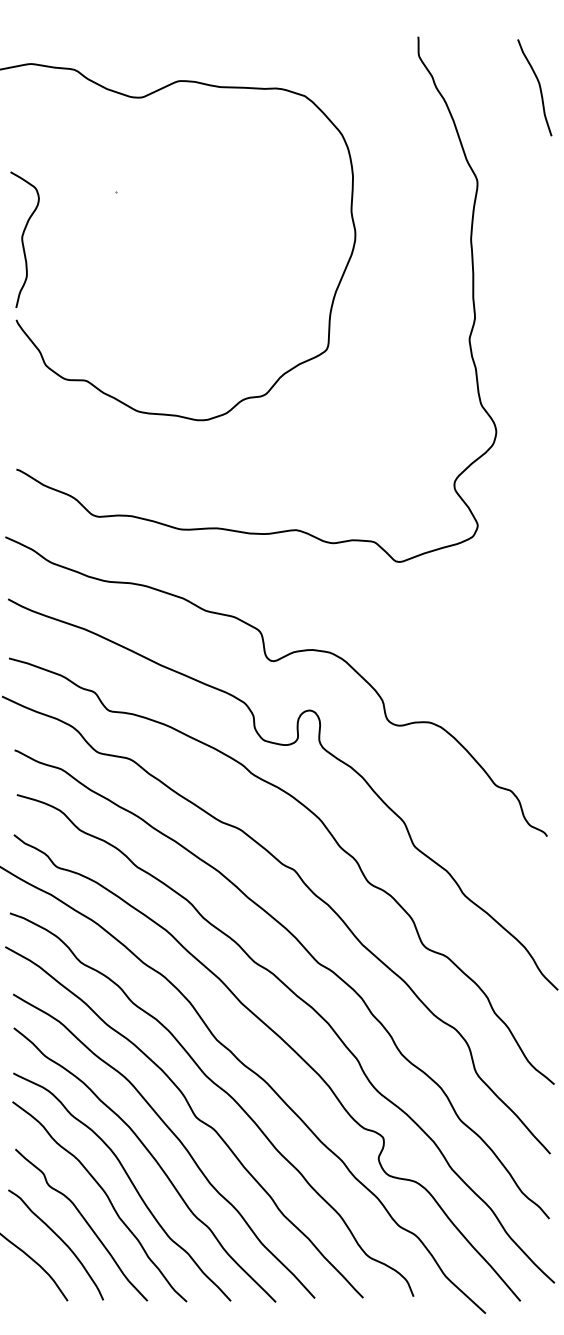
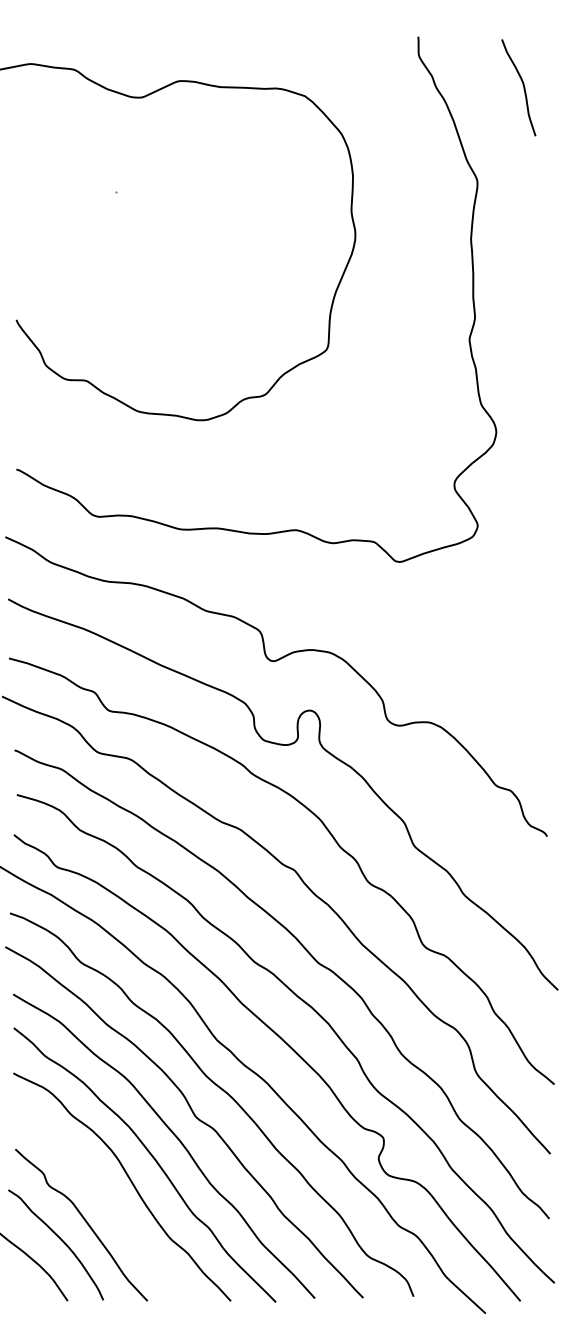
curve position: (538, 85) -> (522, 85) (522, 85)
curve: present -> none (23, 239)
curve: present -> none (105, 1195)
